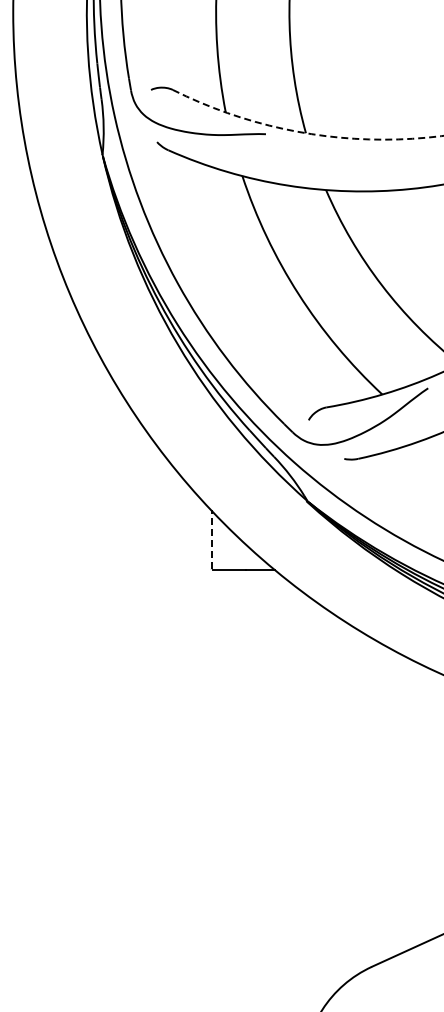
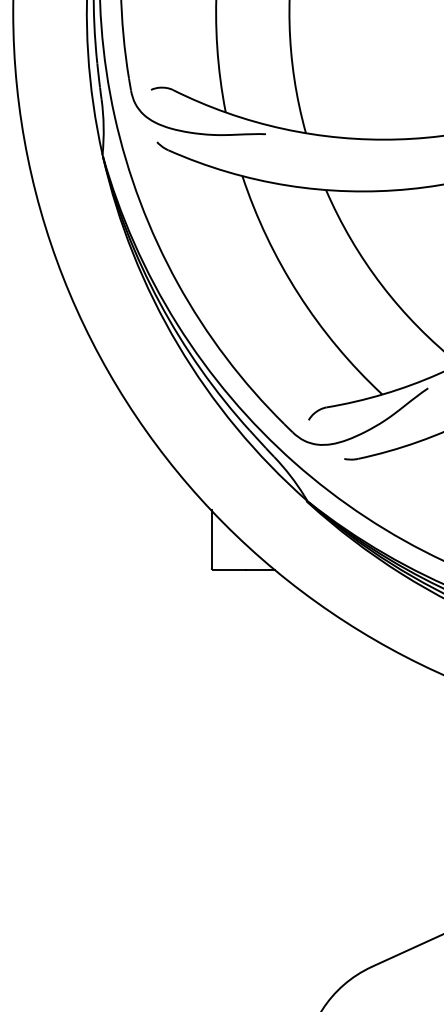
arc: dashed -> solid (306, 133)
line: dashed -> solid (211, 539)
